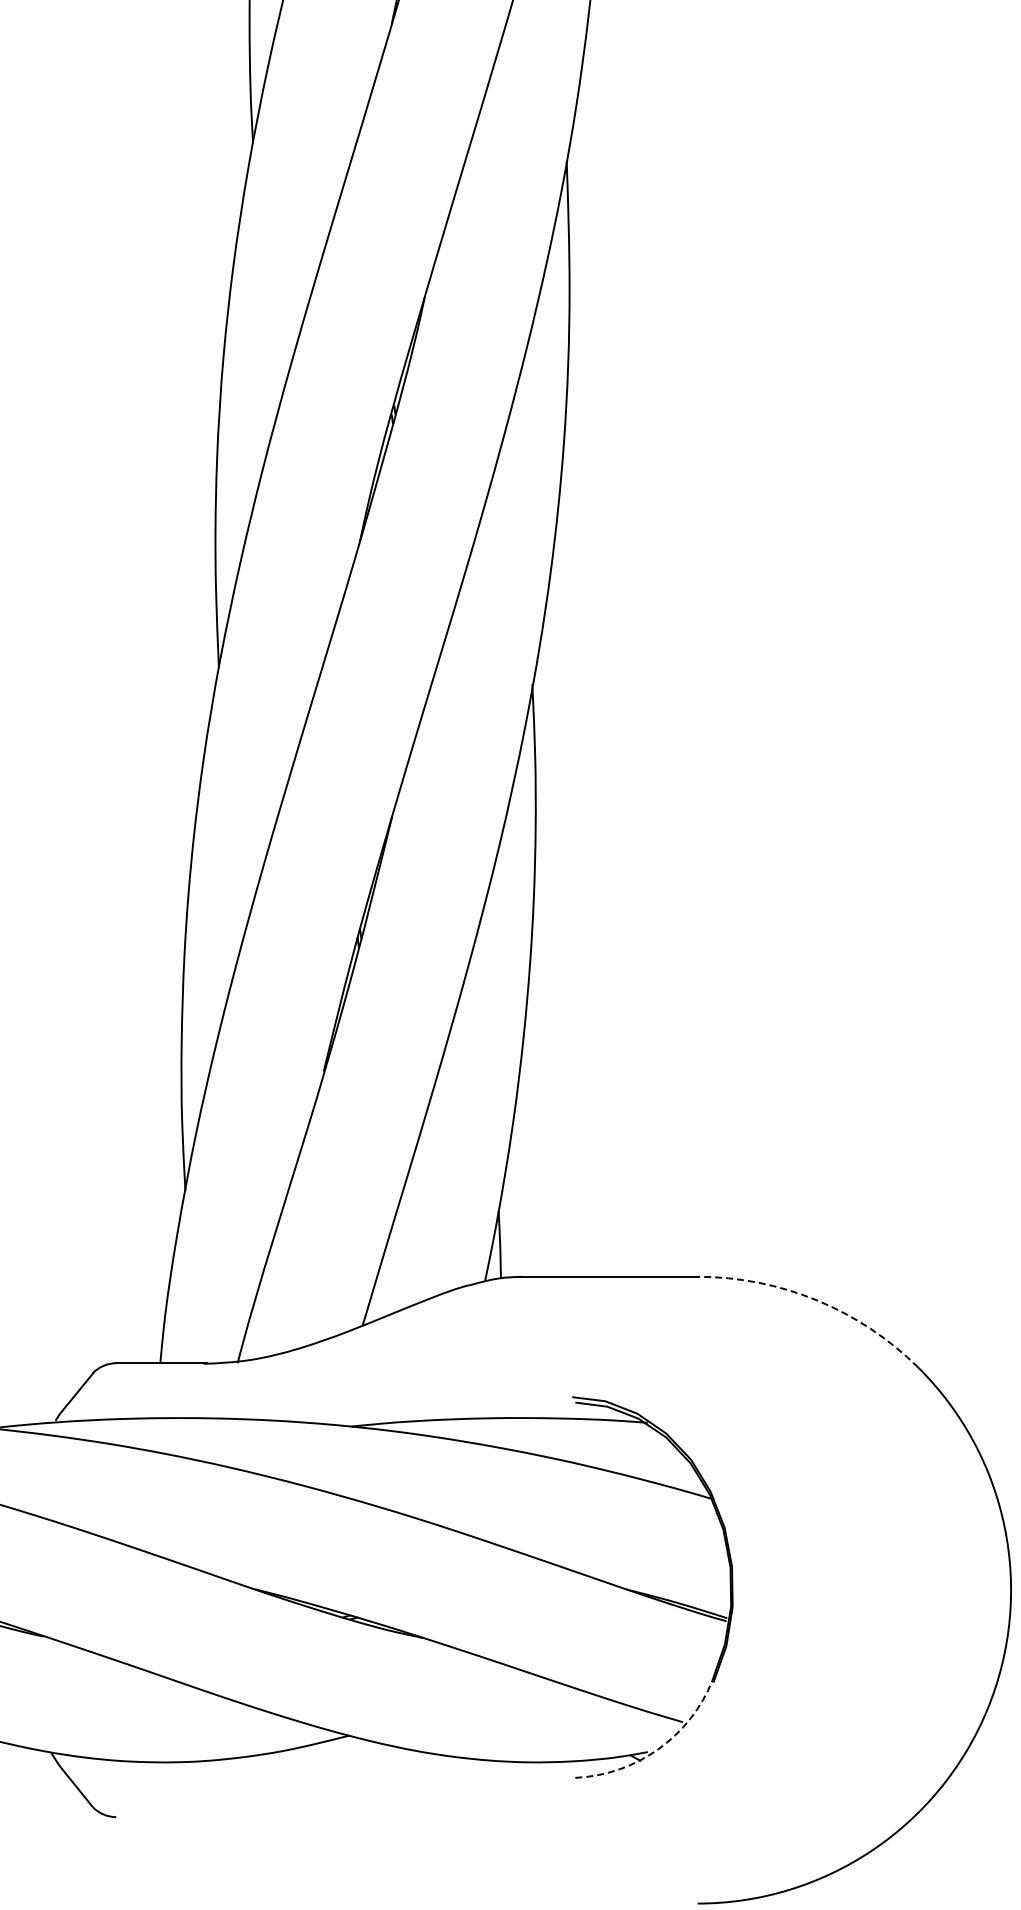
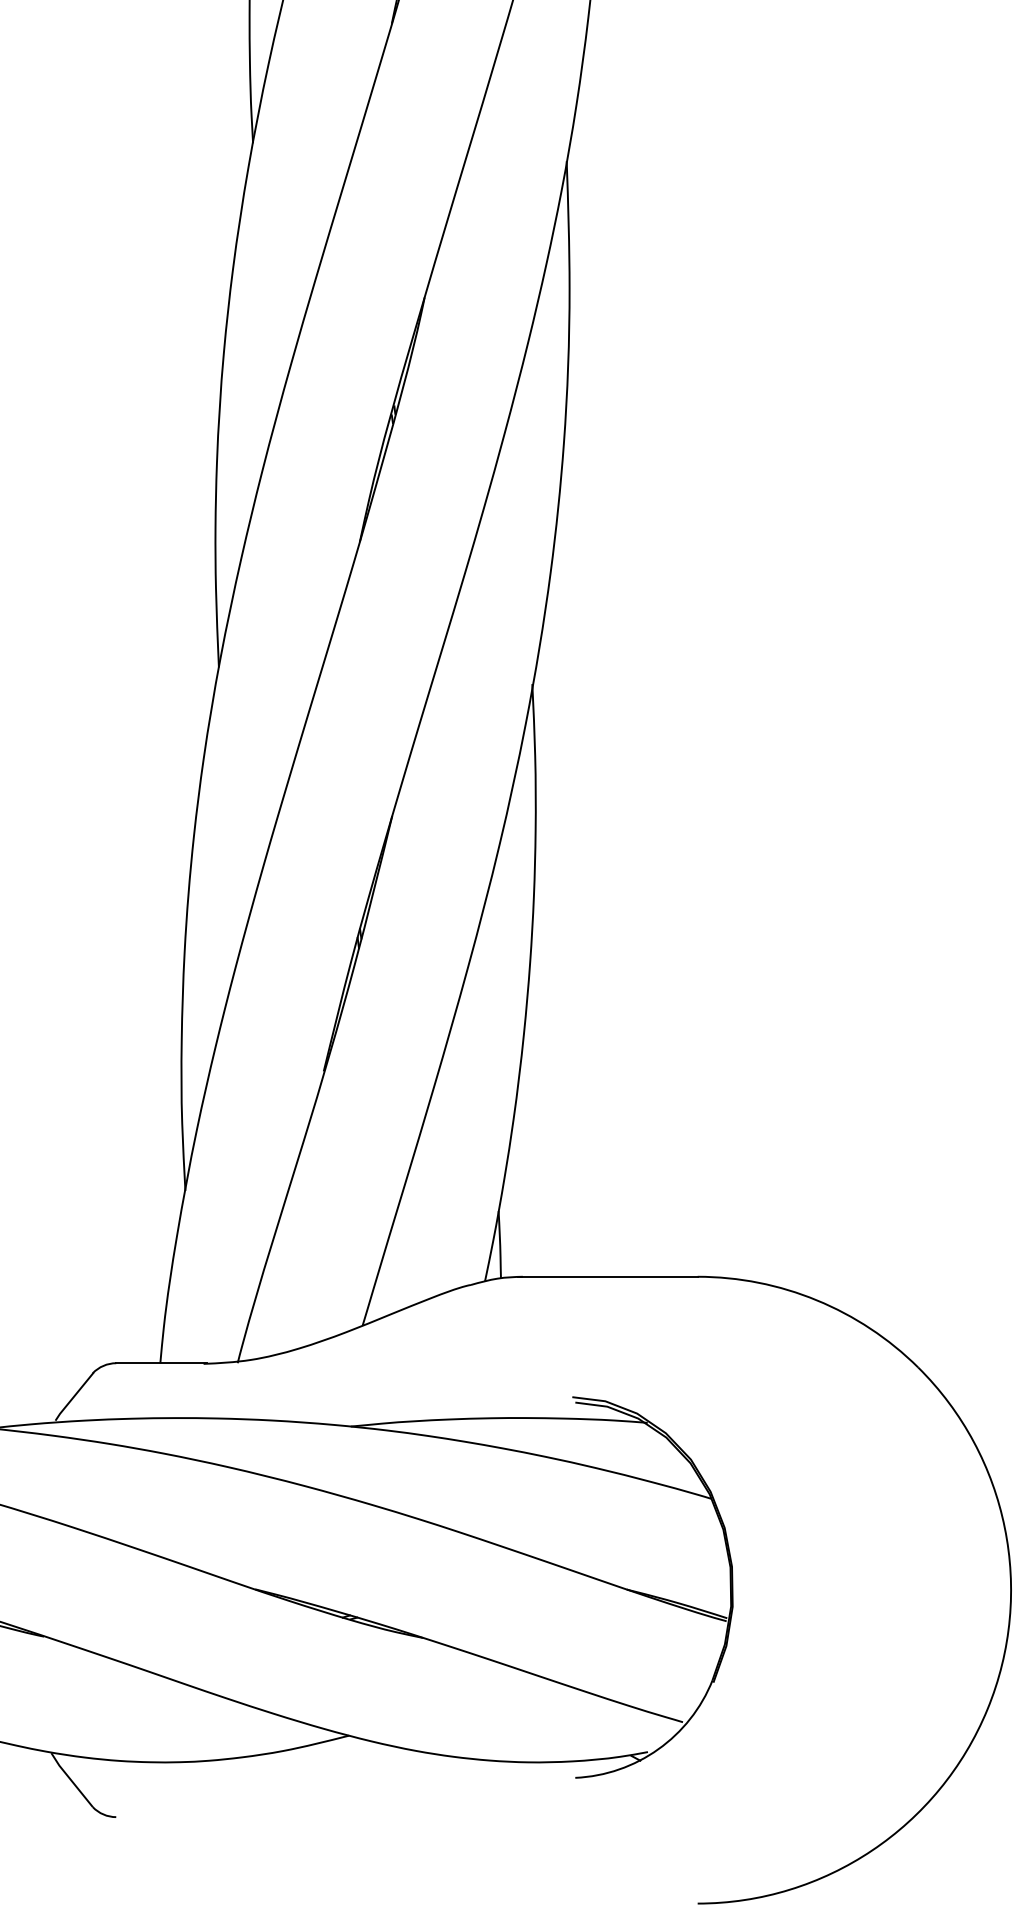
arc: dashed -> solid (816, 1300)
arc: dashed -> solid (658, 1749)
